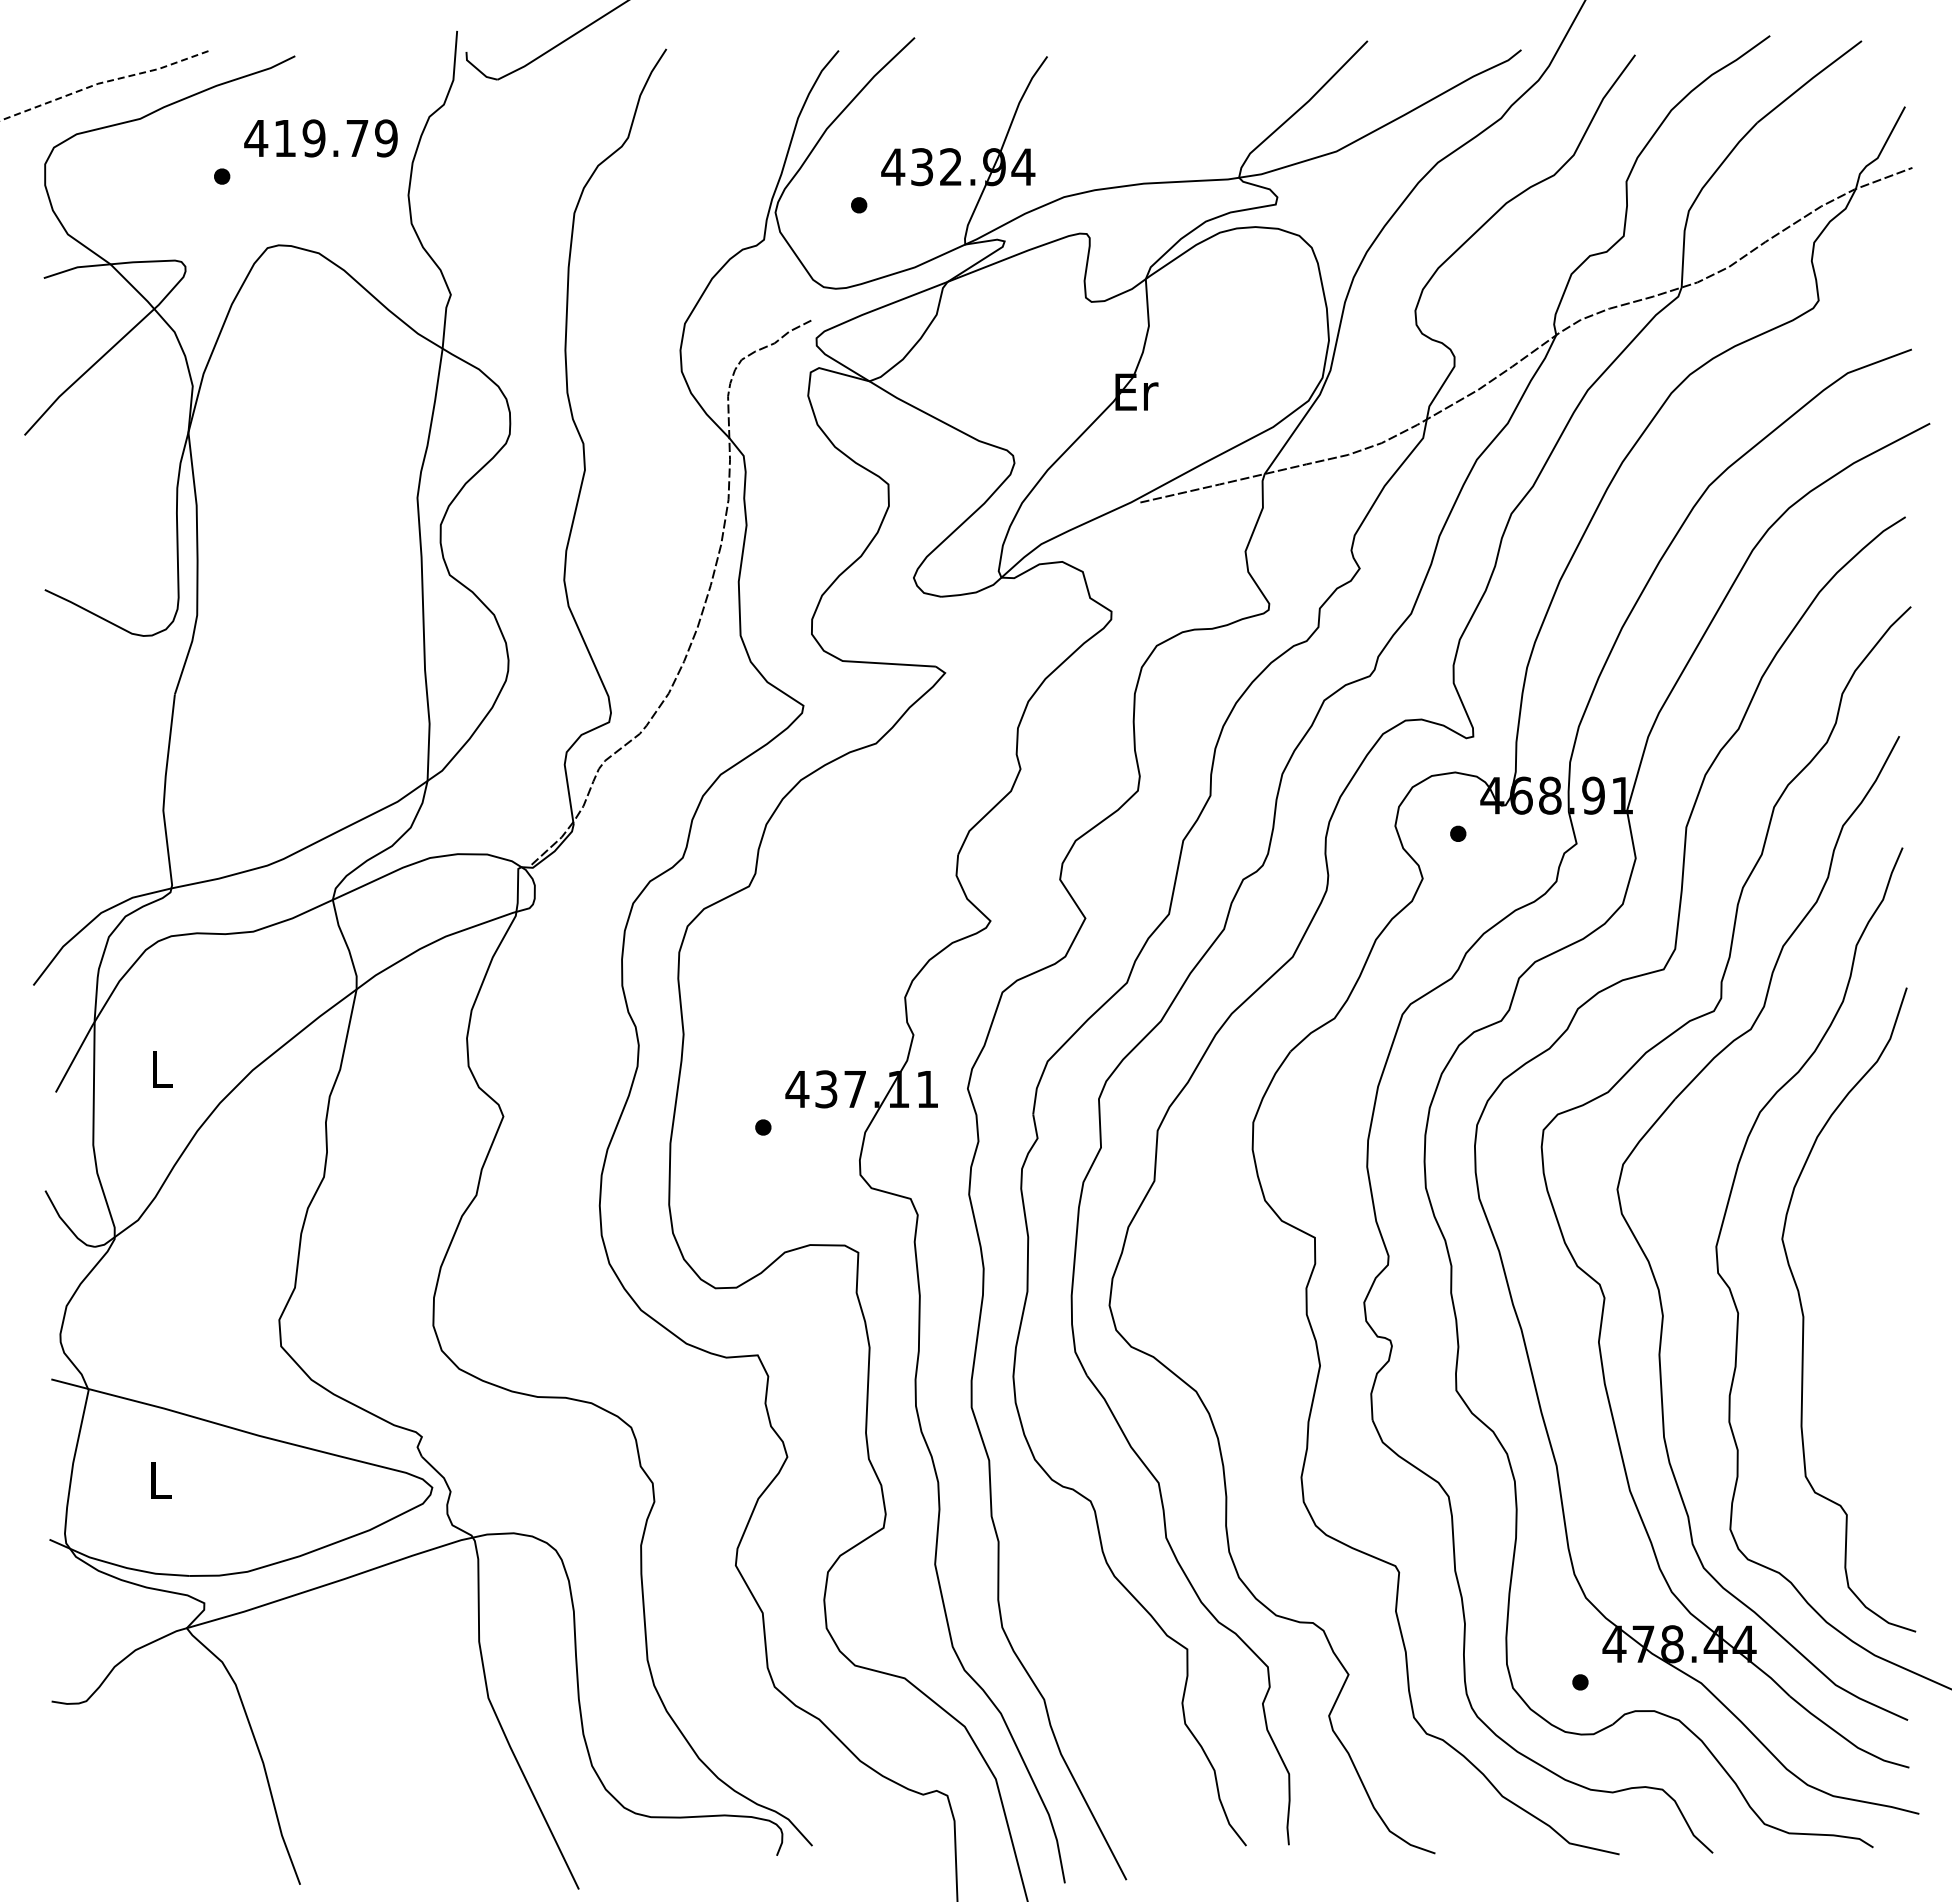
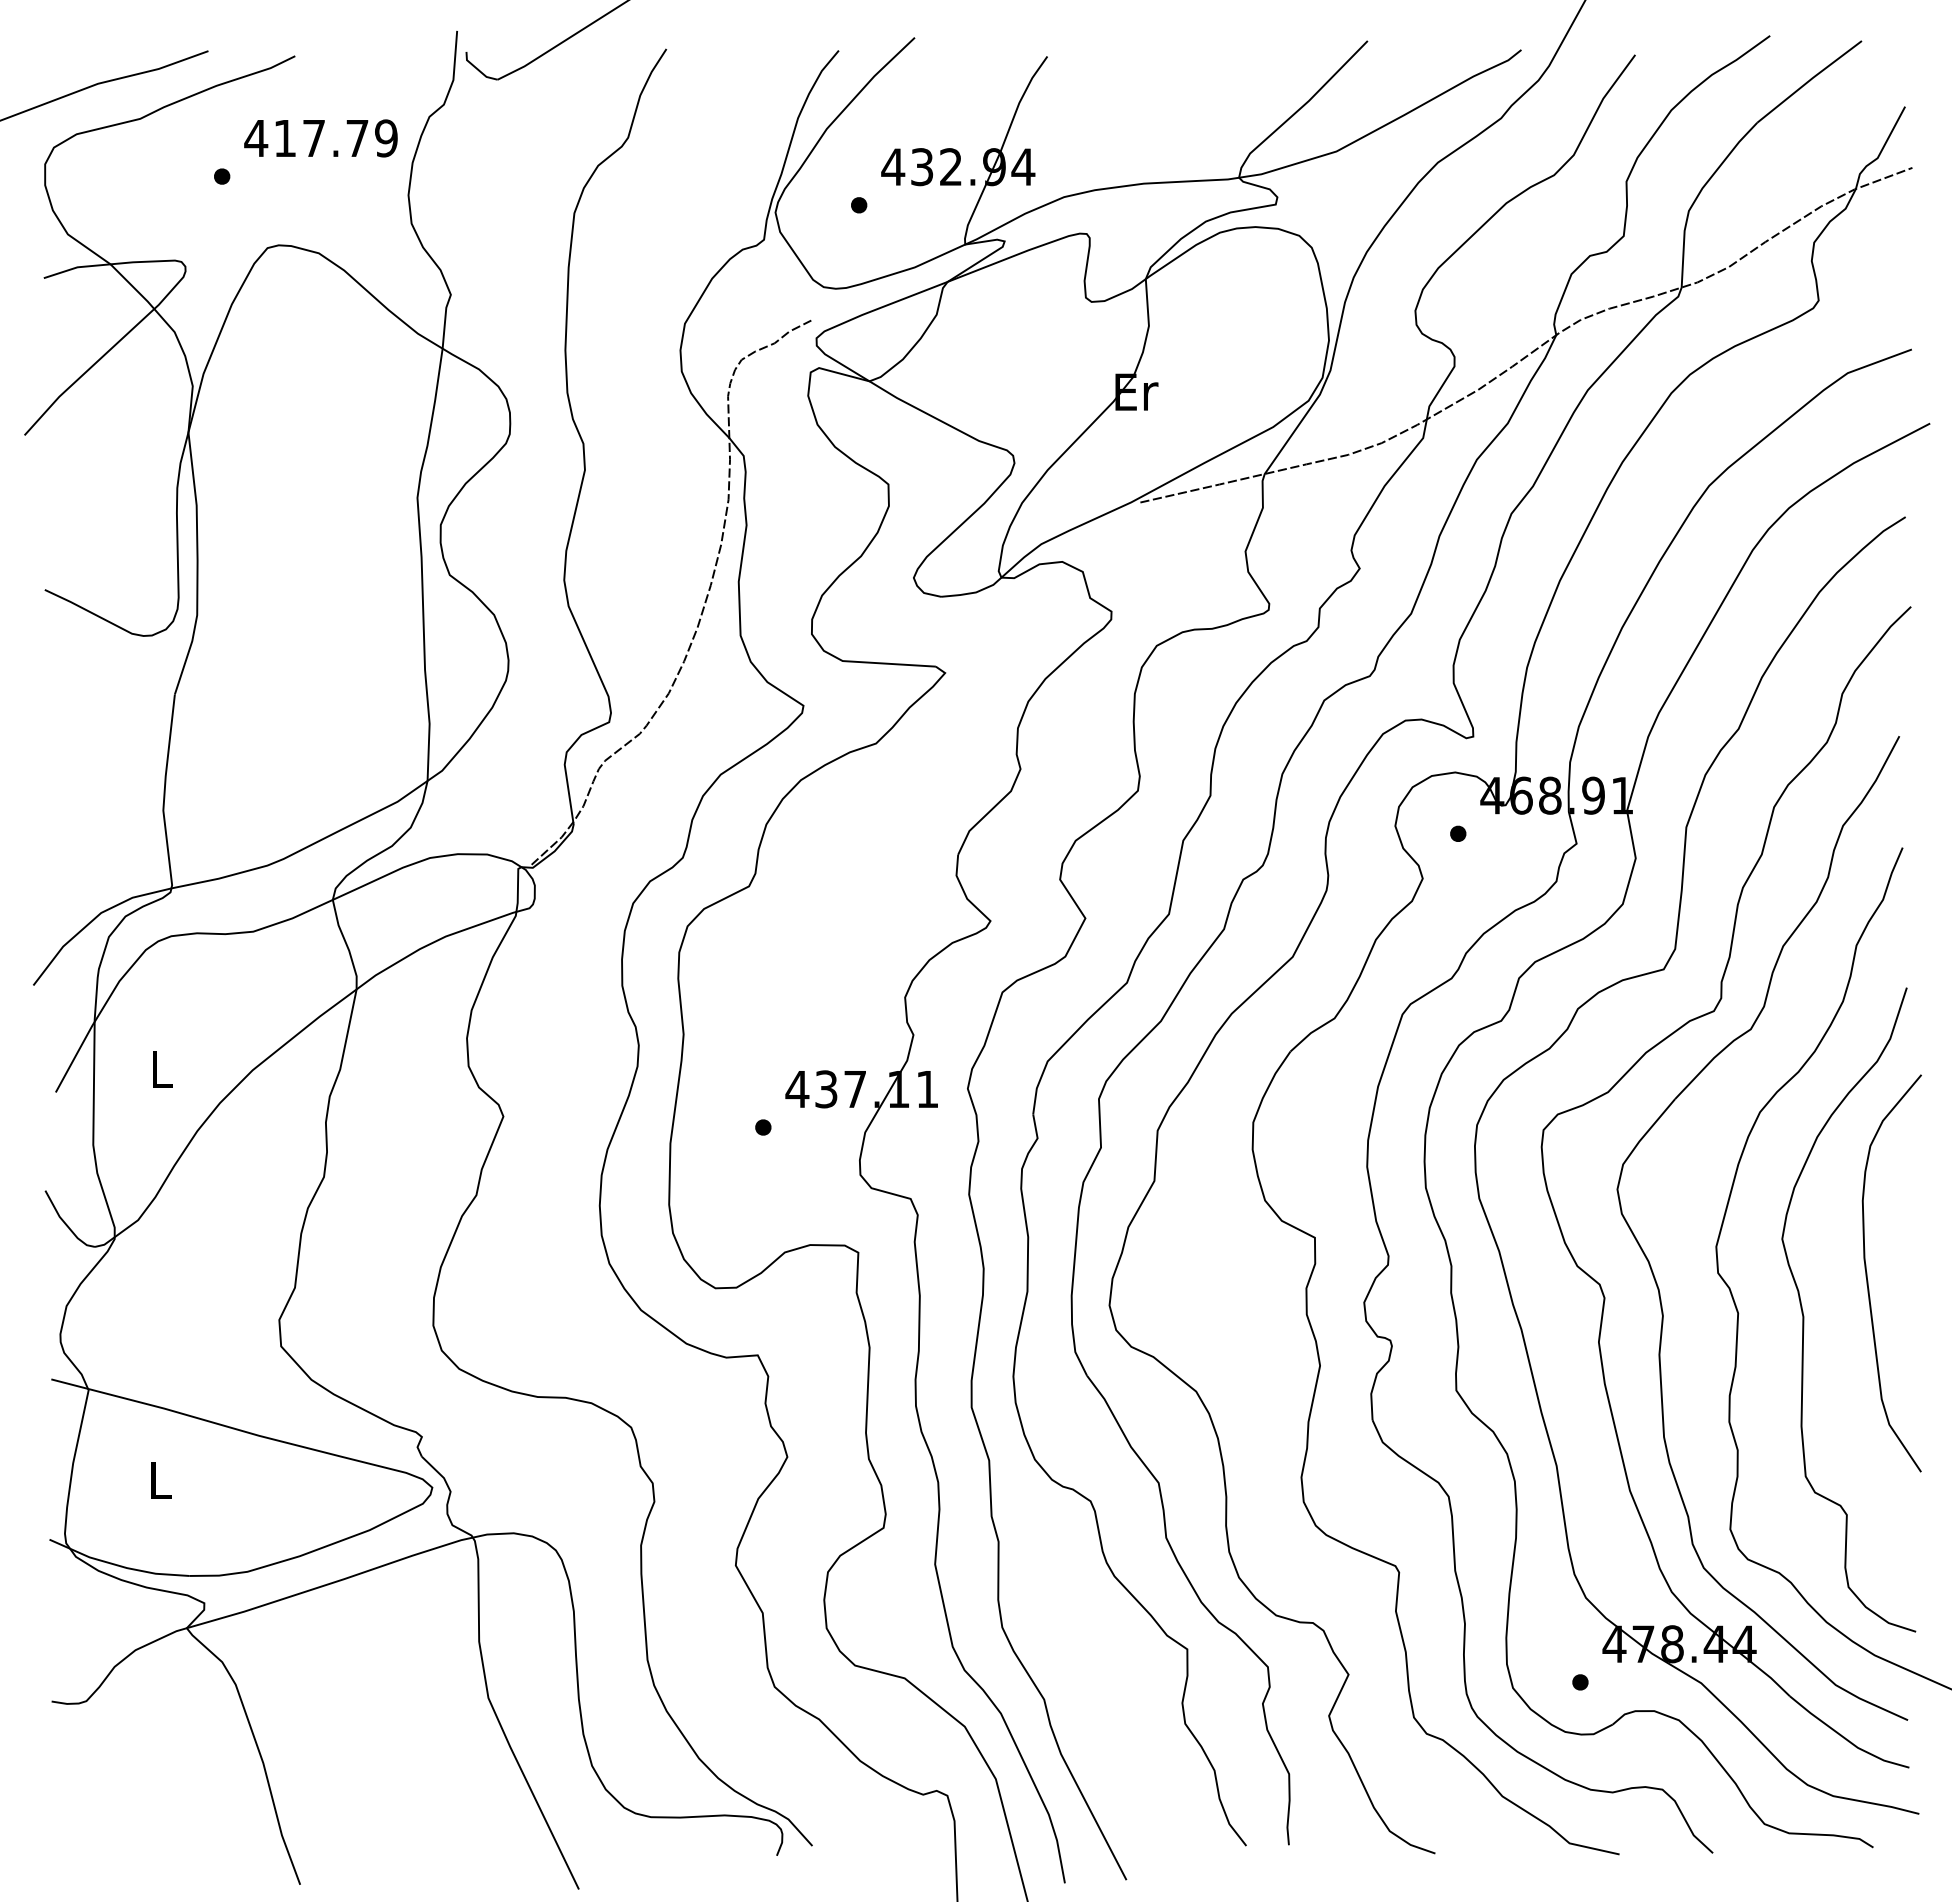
line: dashed -> solid (102, 82)
text: 419.79 -> 417.79 (313, 138)
curve: none -> present (1867, 1273)
